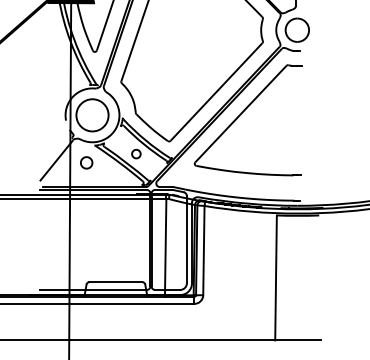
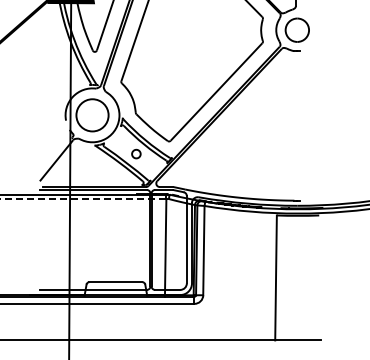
part: present -> none (241, 114)
part: present -> none (86, 162)
line: solid -> dashed (83, 199)
